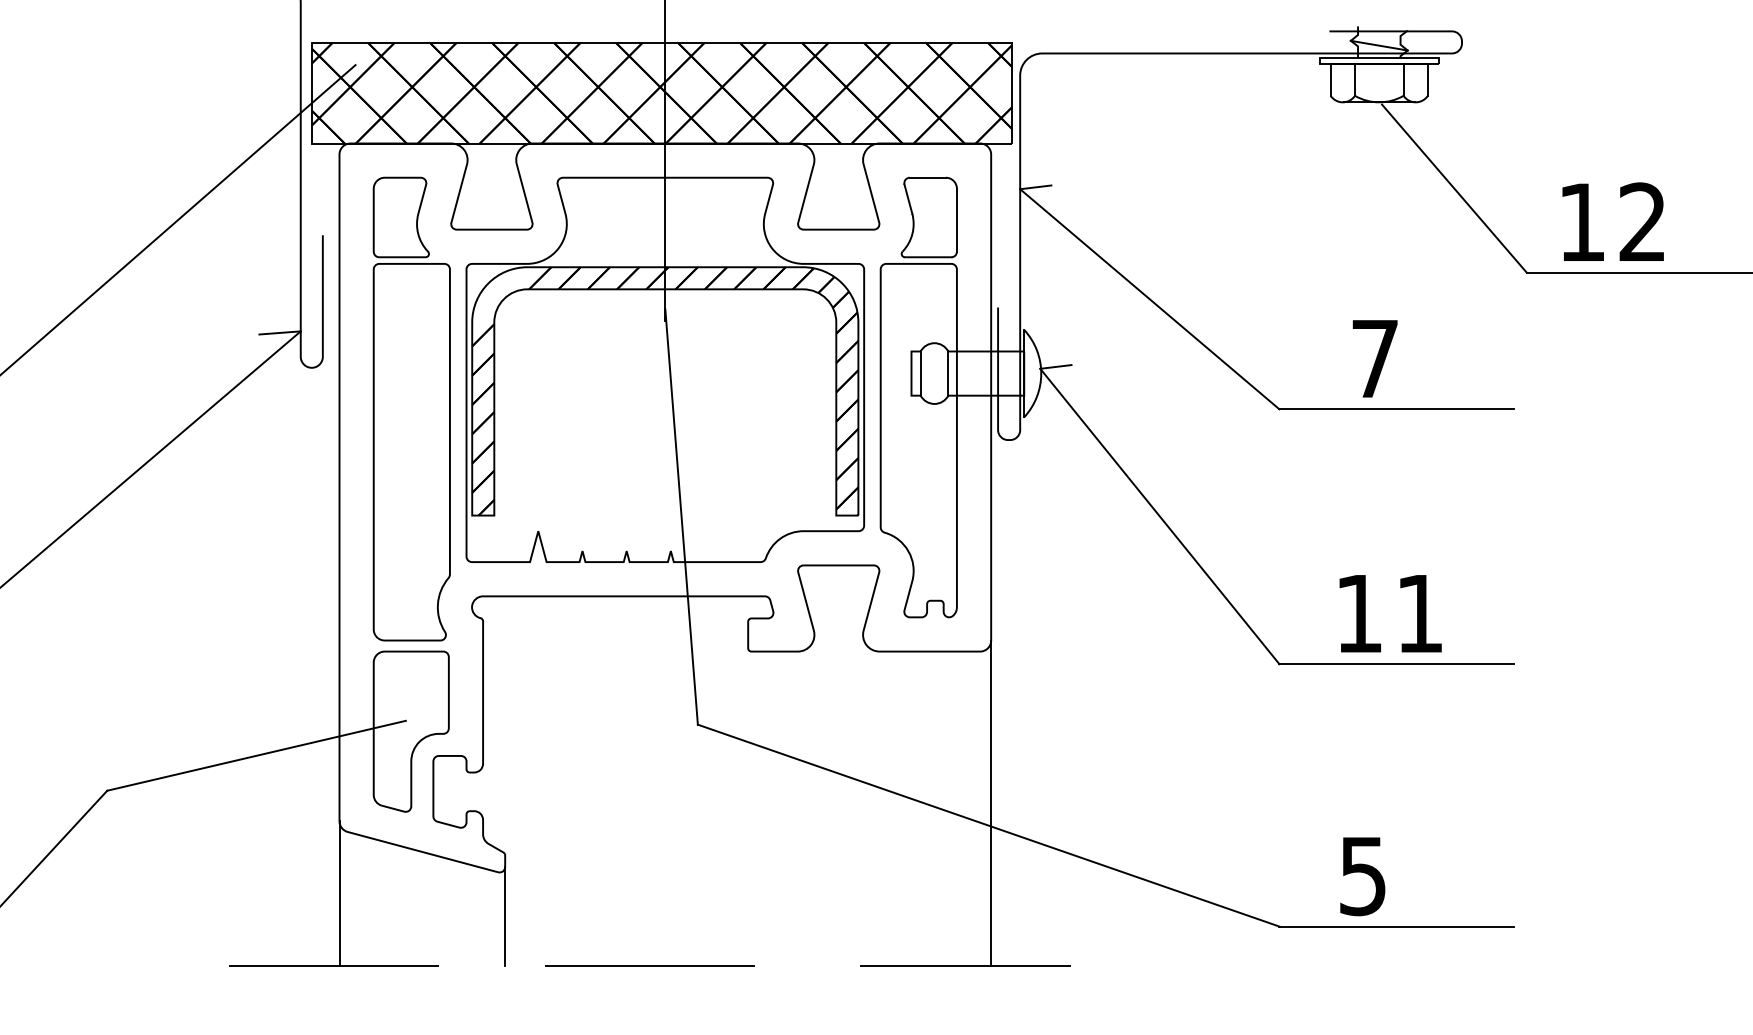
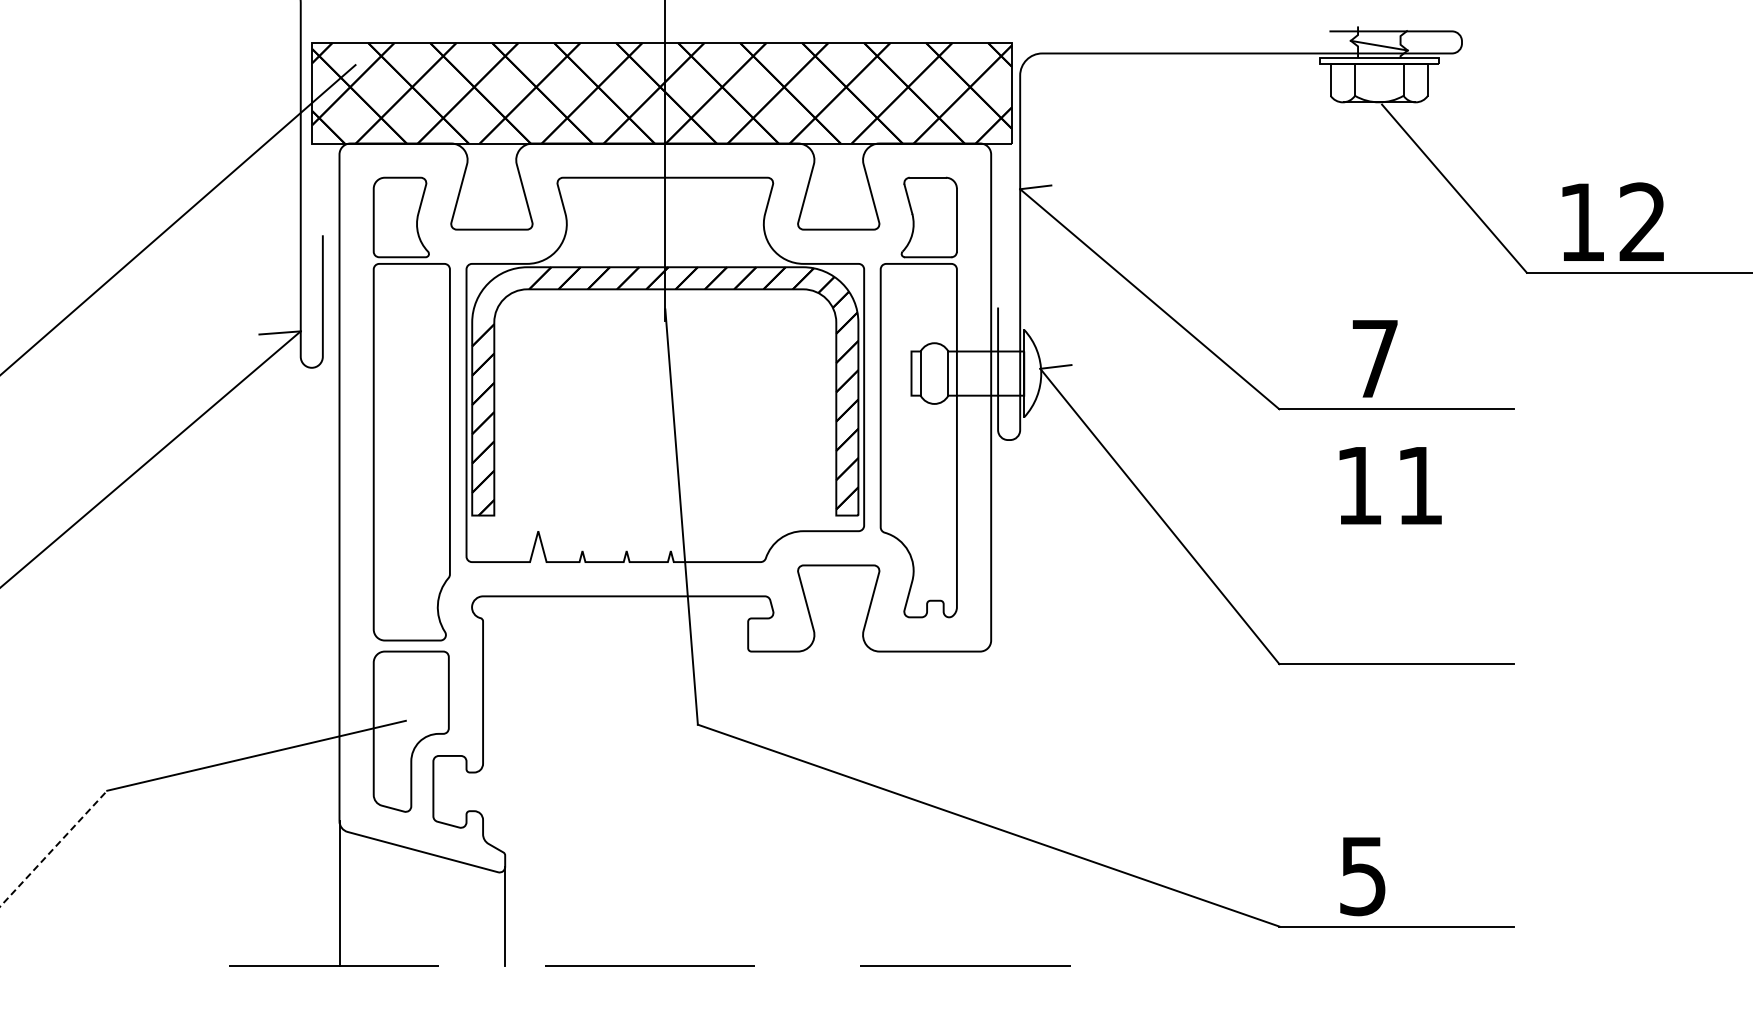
text position: (1390, 613) -> (1390, 485) (1390, 485)
line: present -> none (991, 803)
line: solid -> dashed (53, 848)
